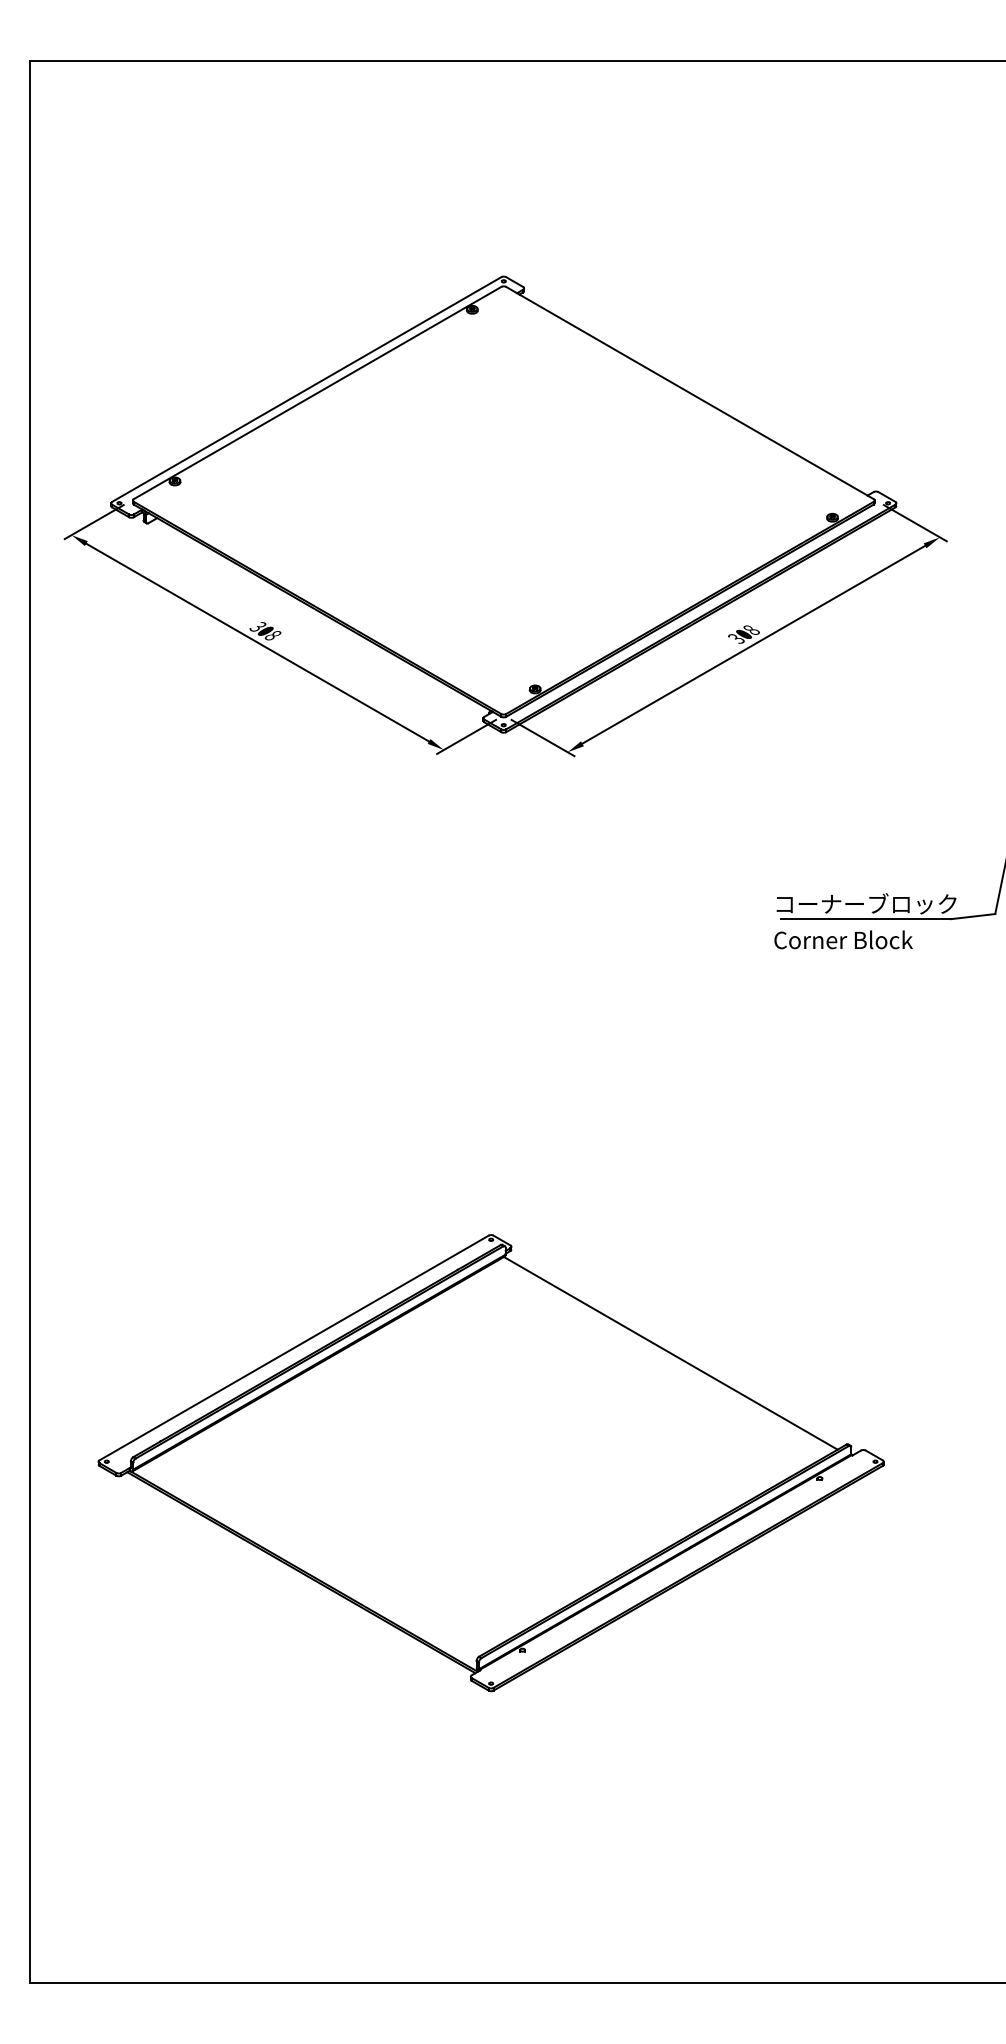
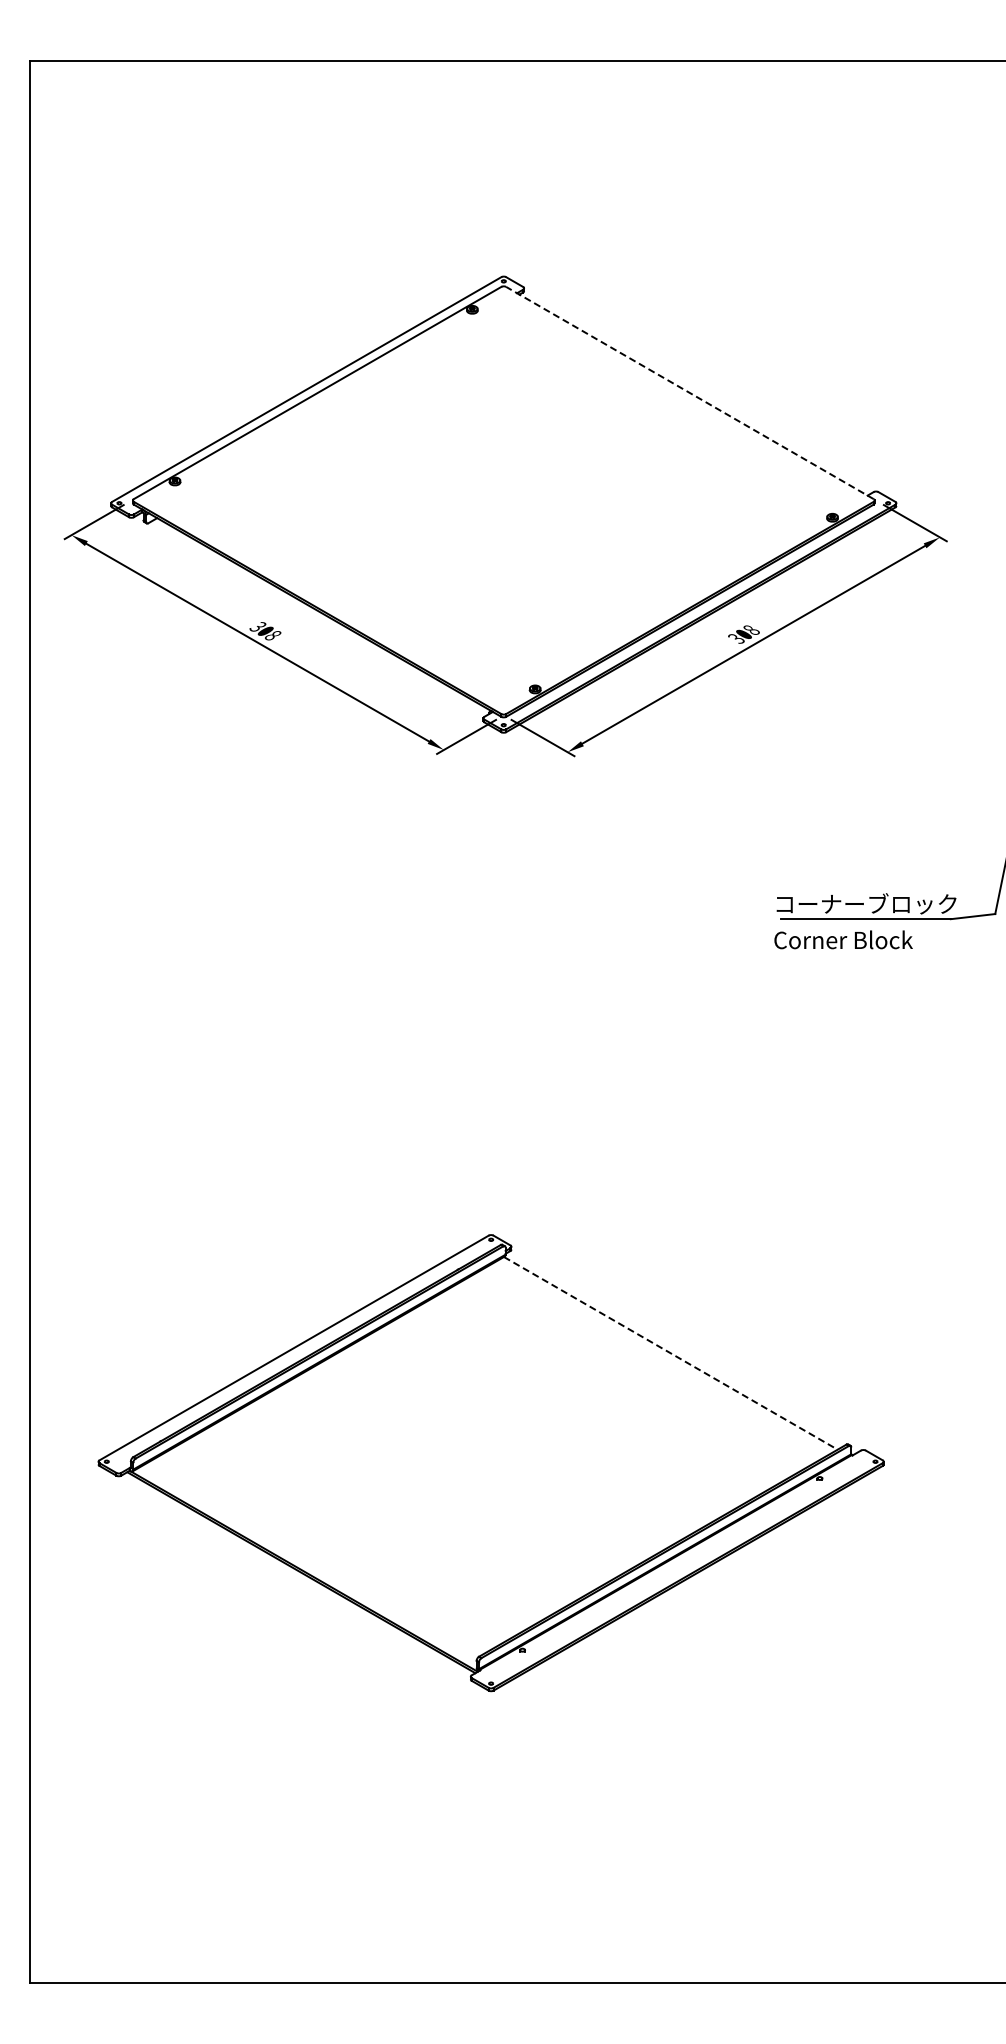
line: solid -> dashed (689, 392)
line: solid -> dashed (670, 1353)
